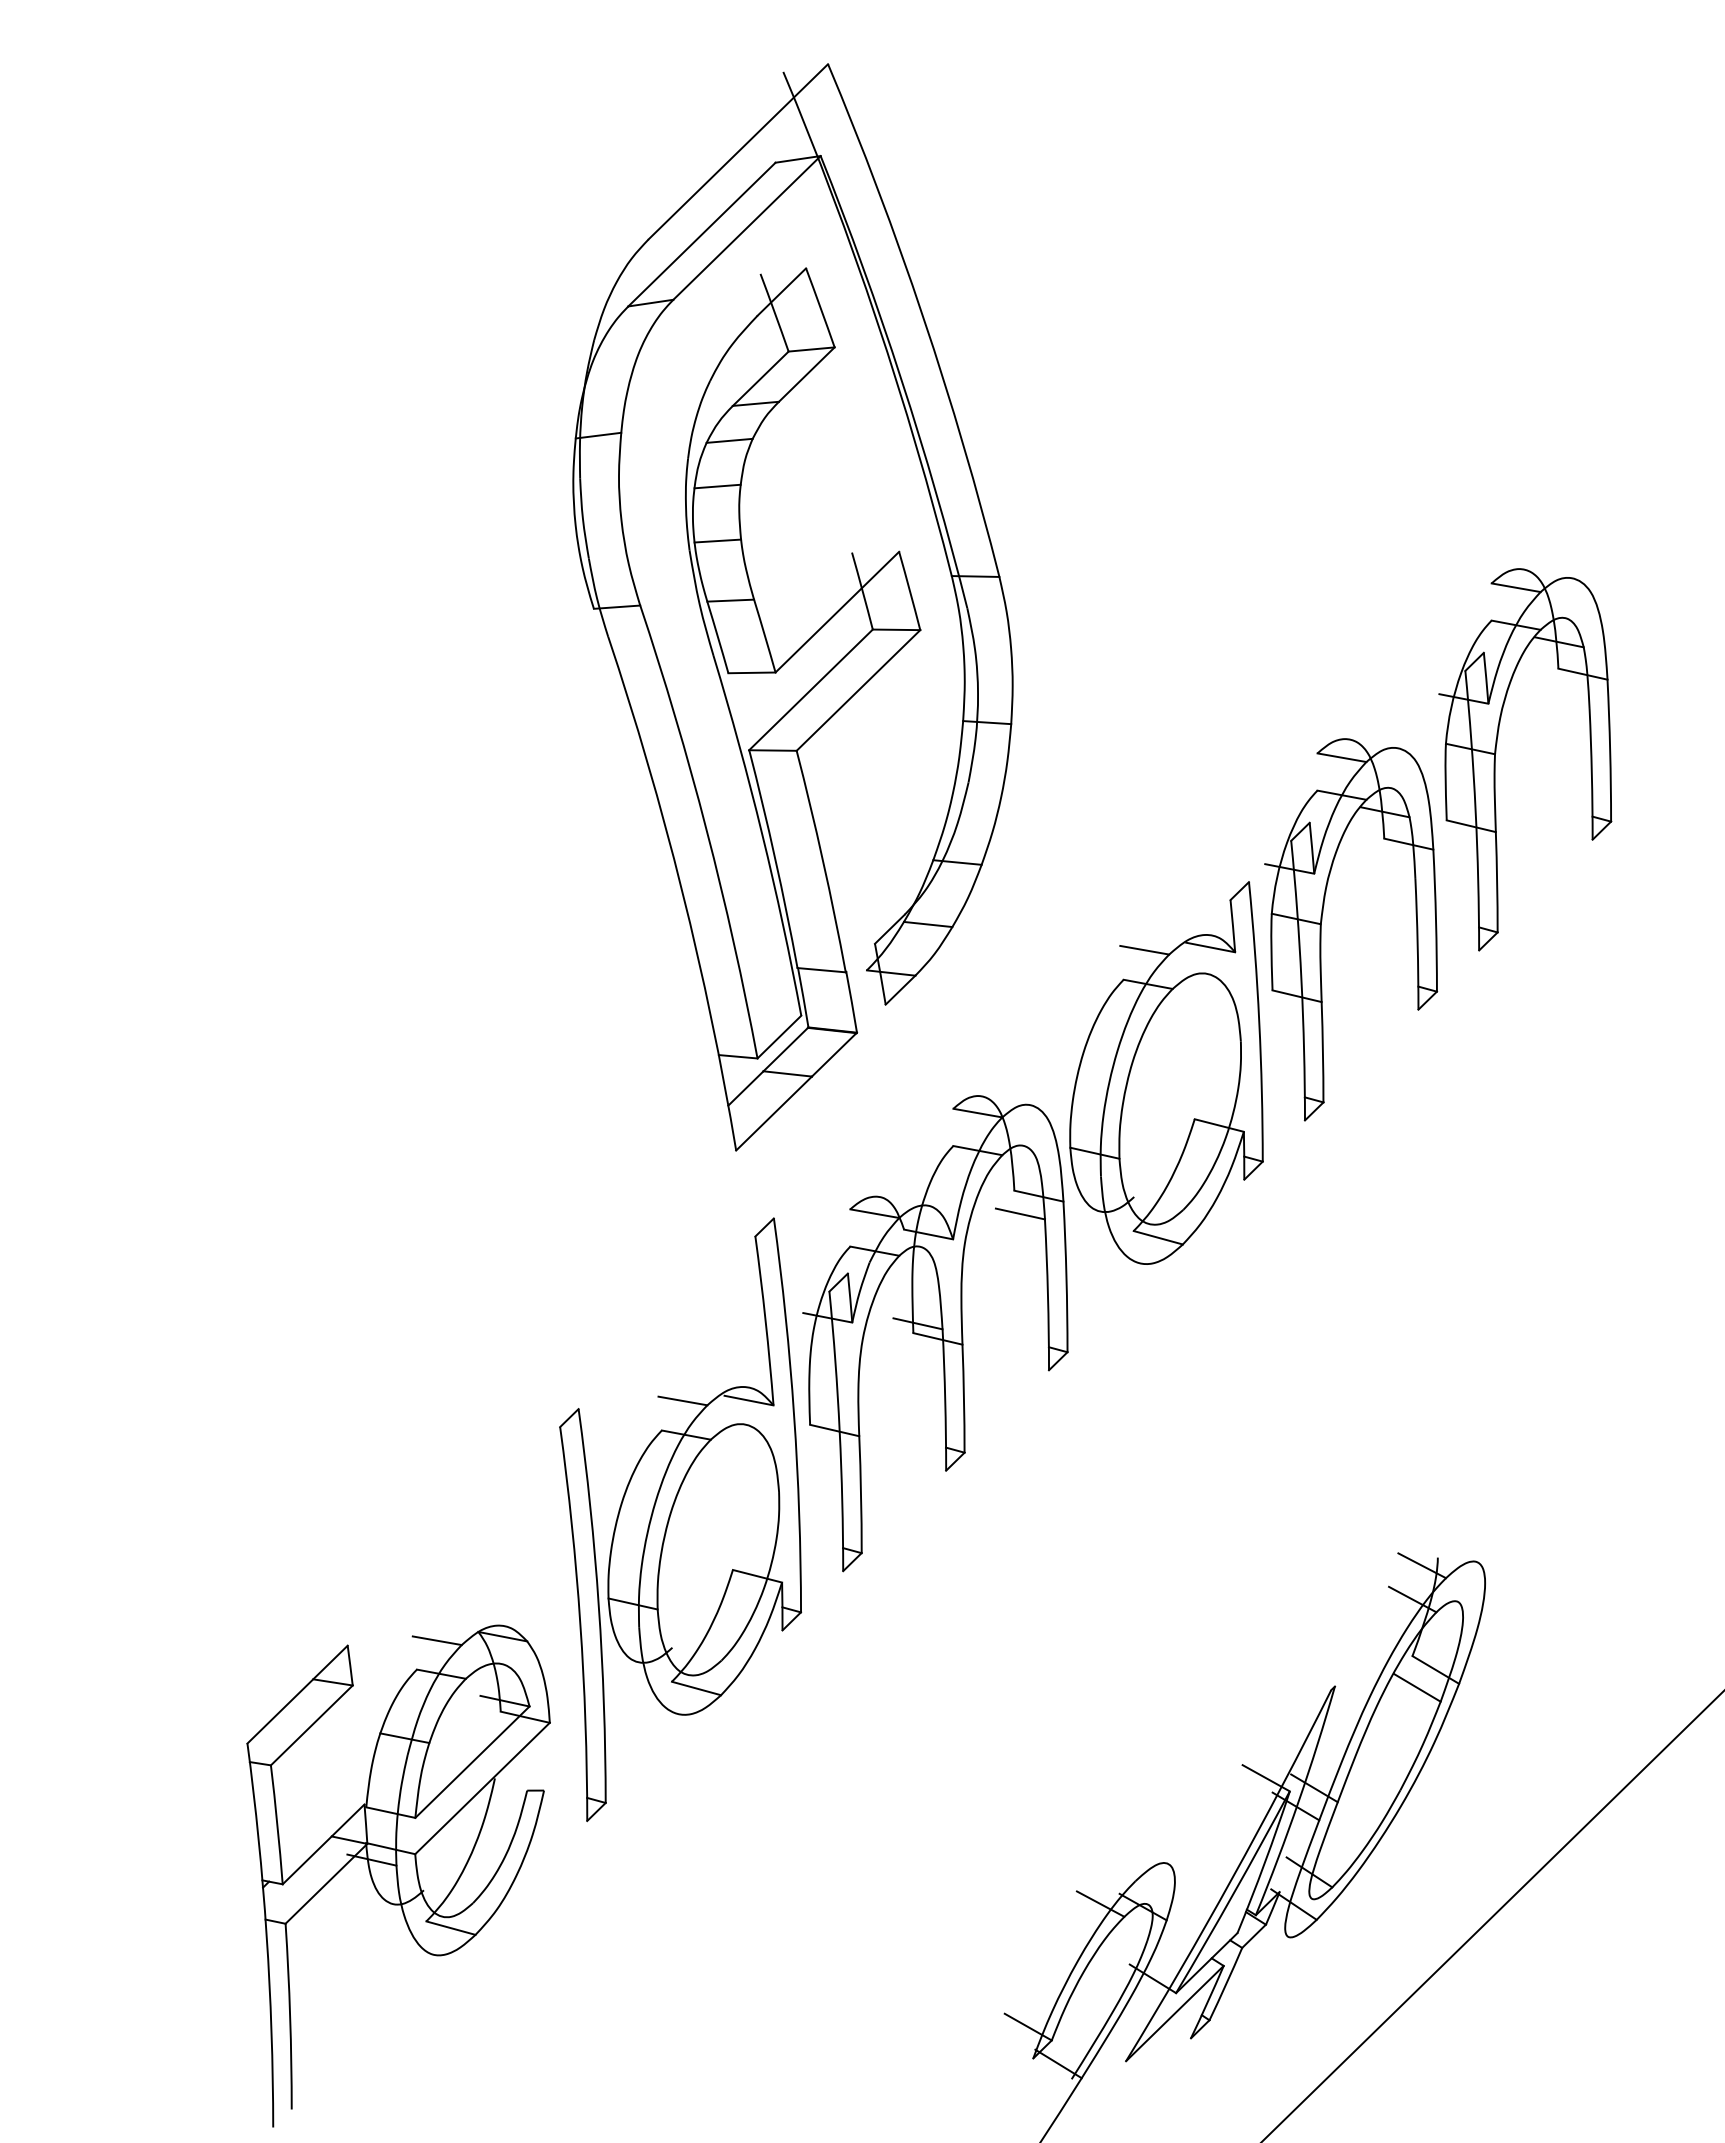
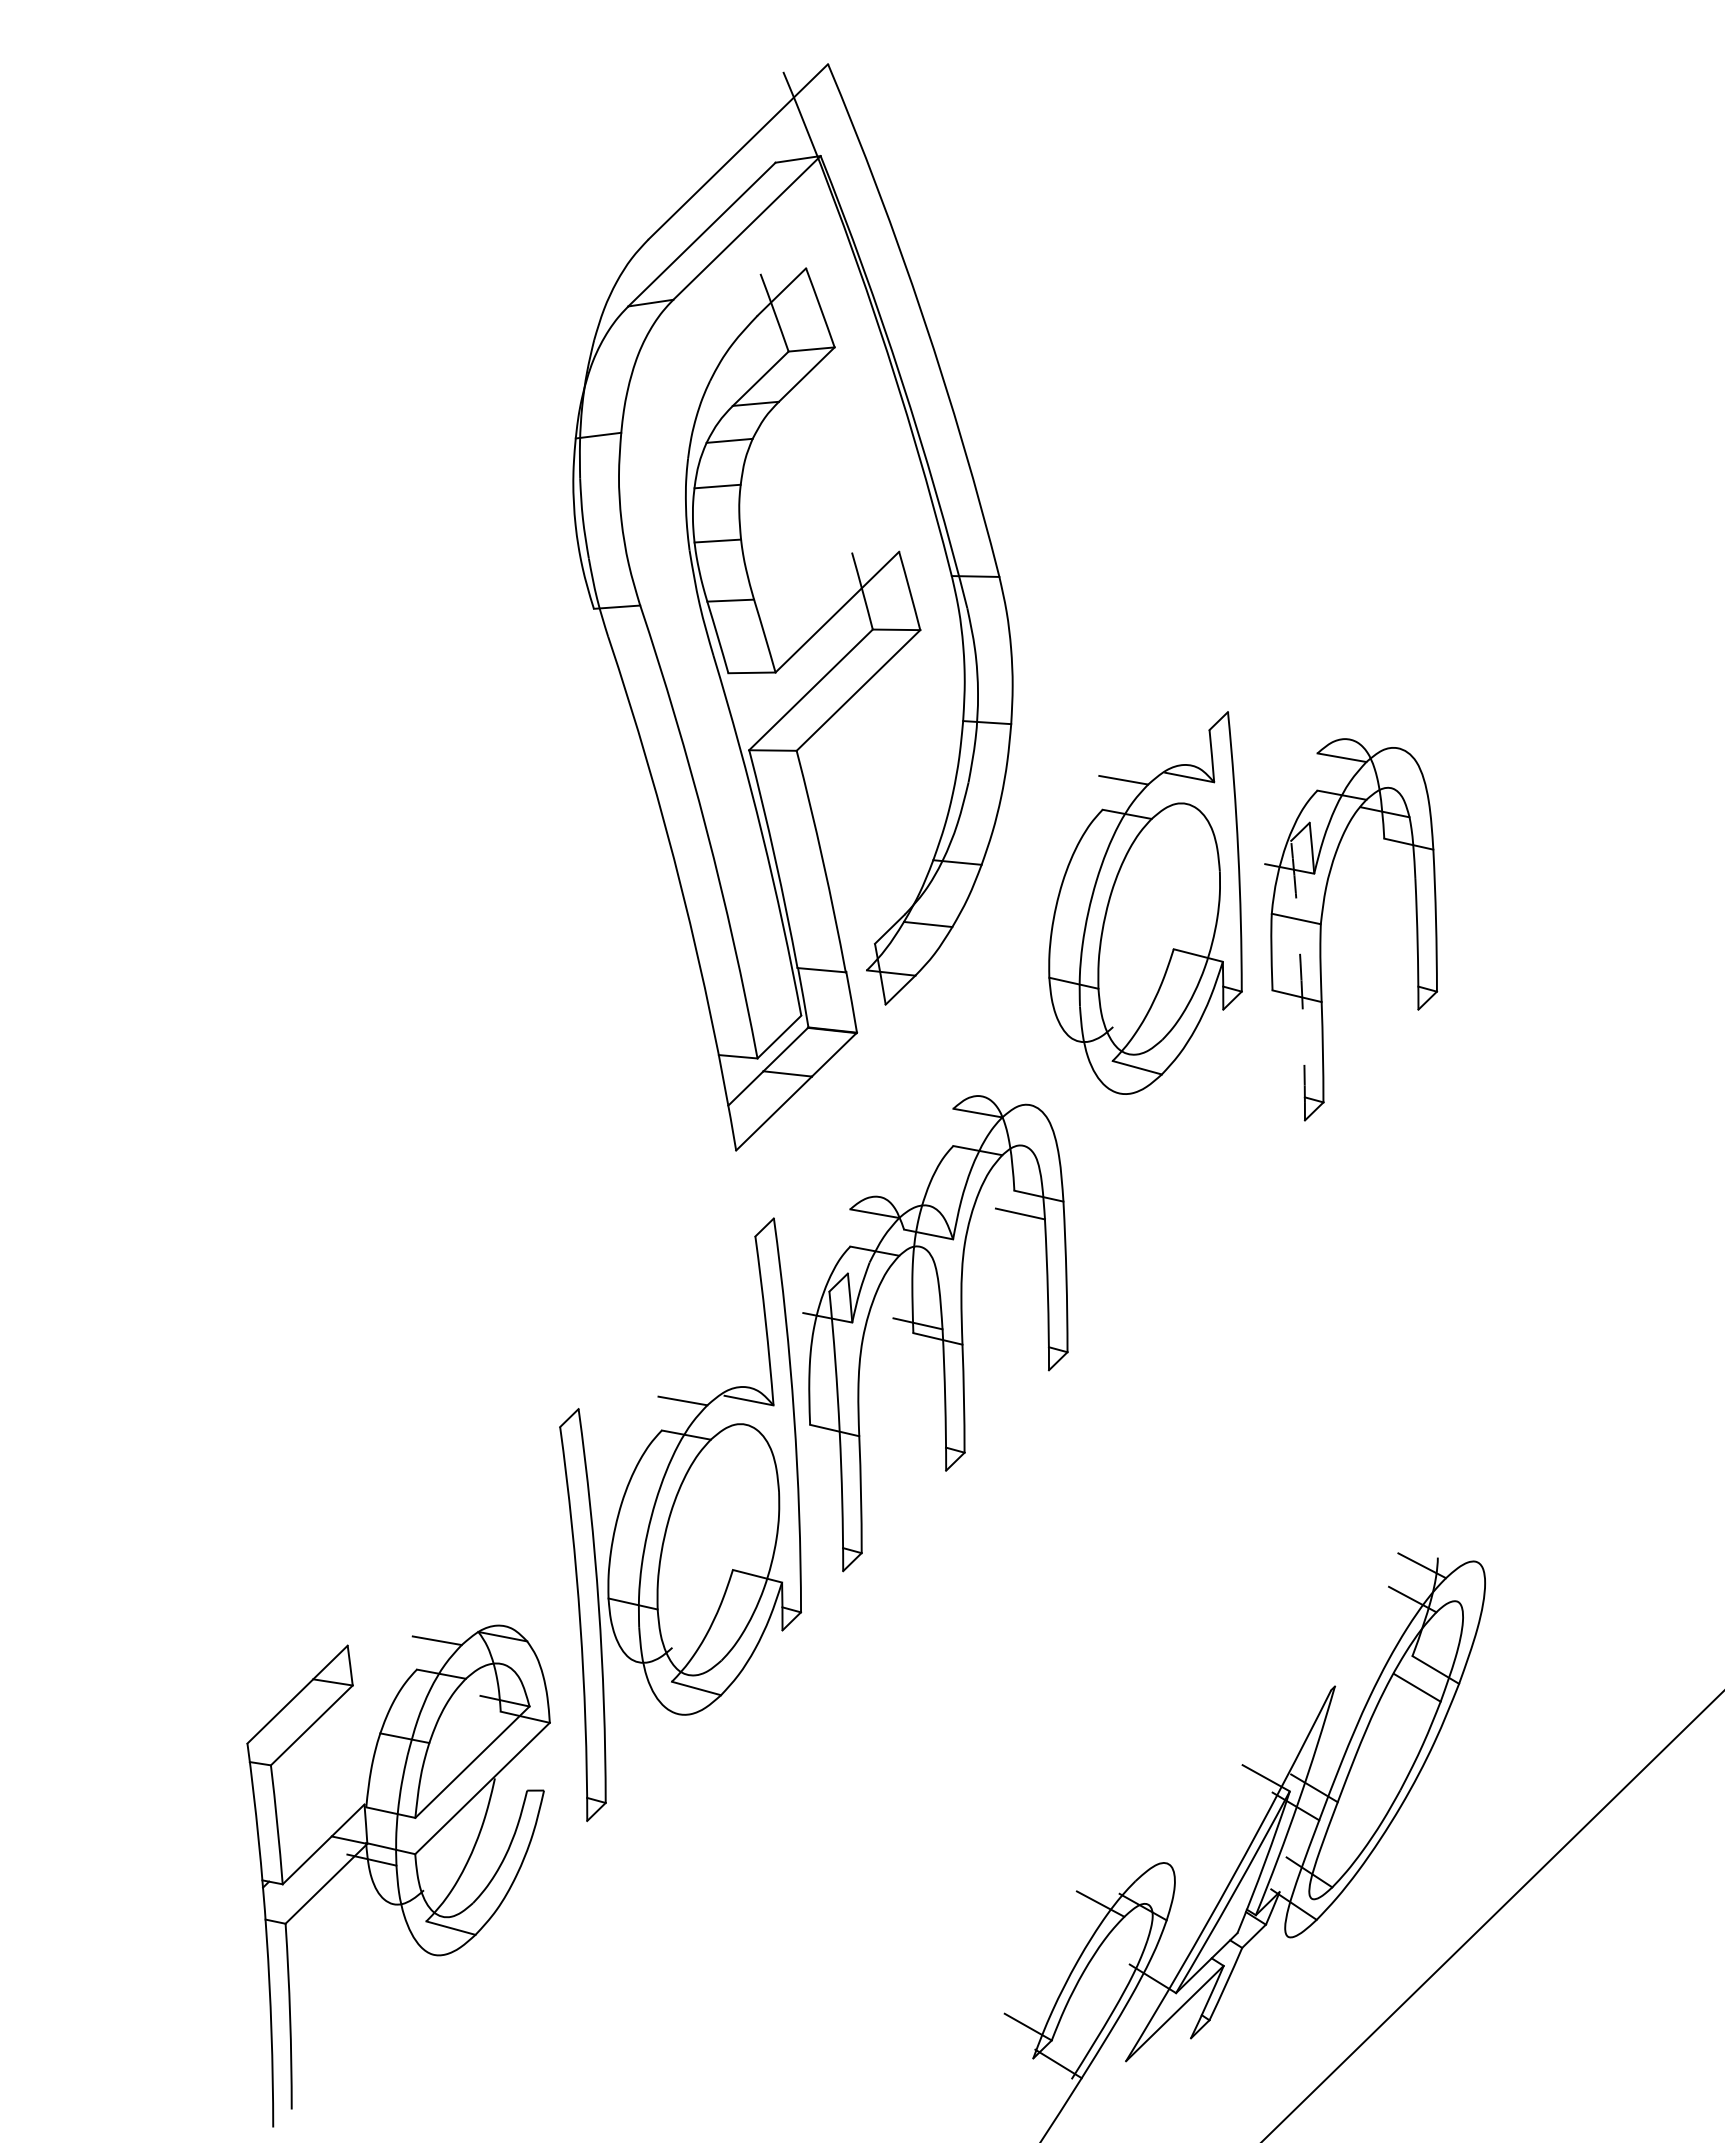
part: present -> none (1496, 753)
arc: solid -> dashed (1301, 980)
part position: (1166, 1072) -> (1145, 902) (1145, 902)
